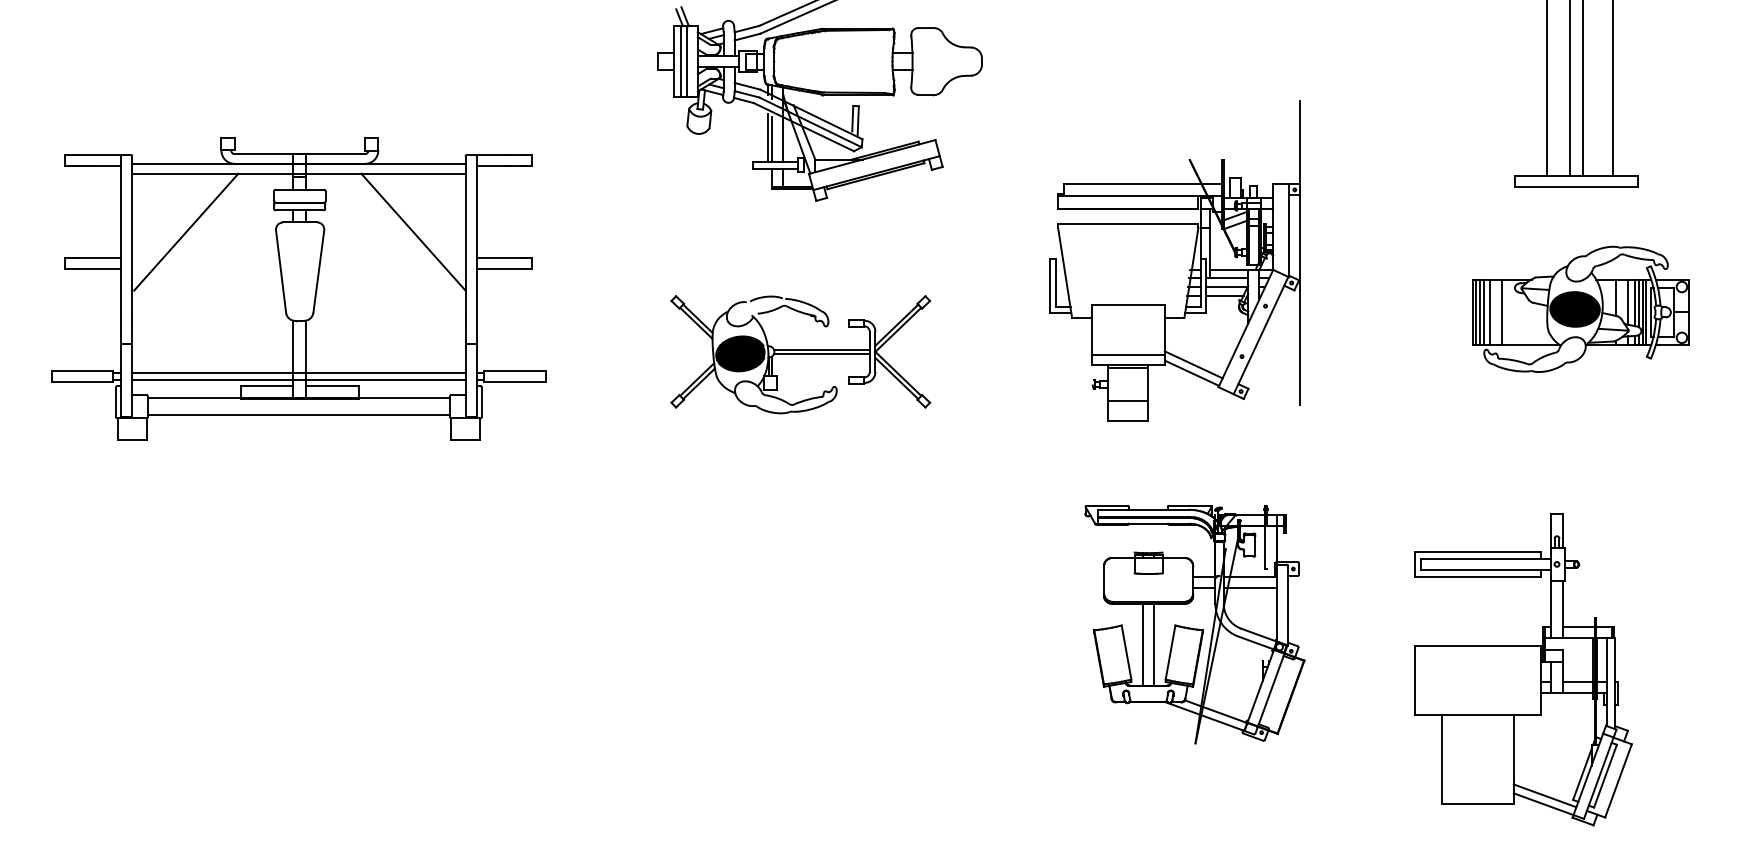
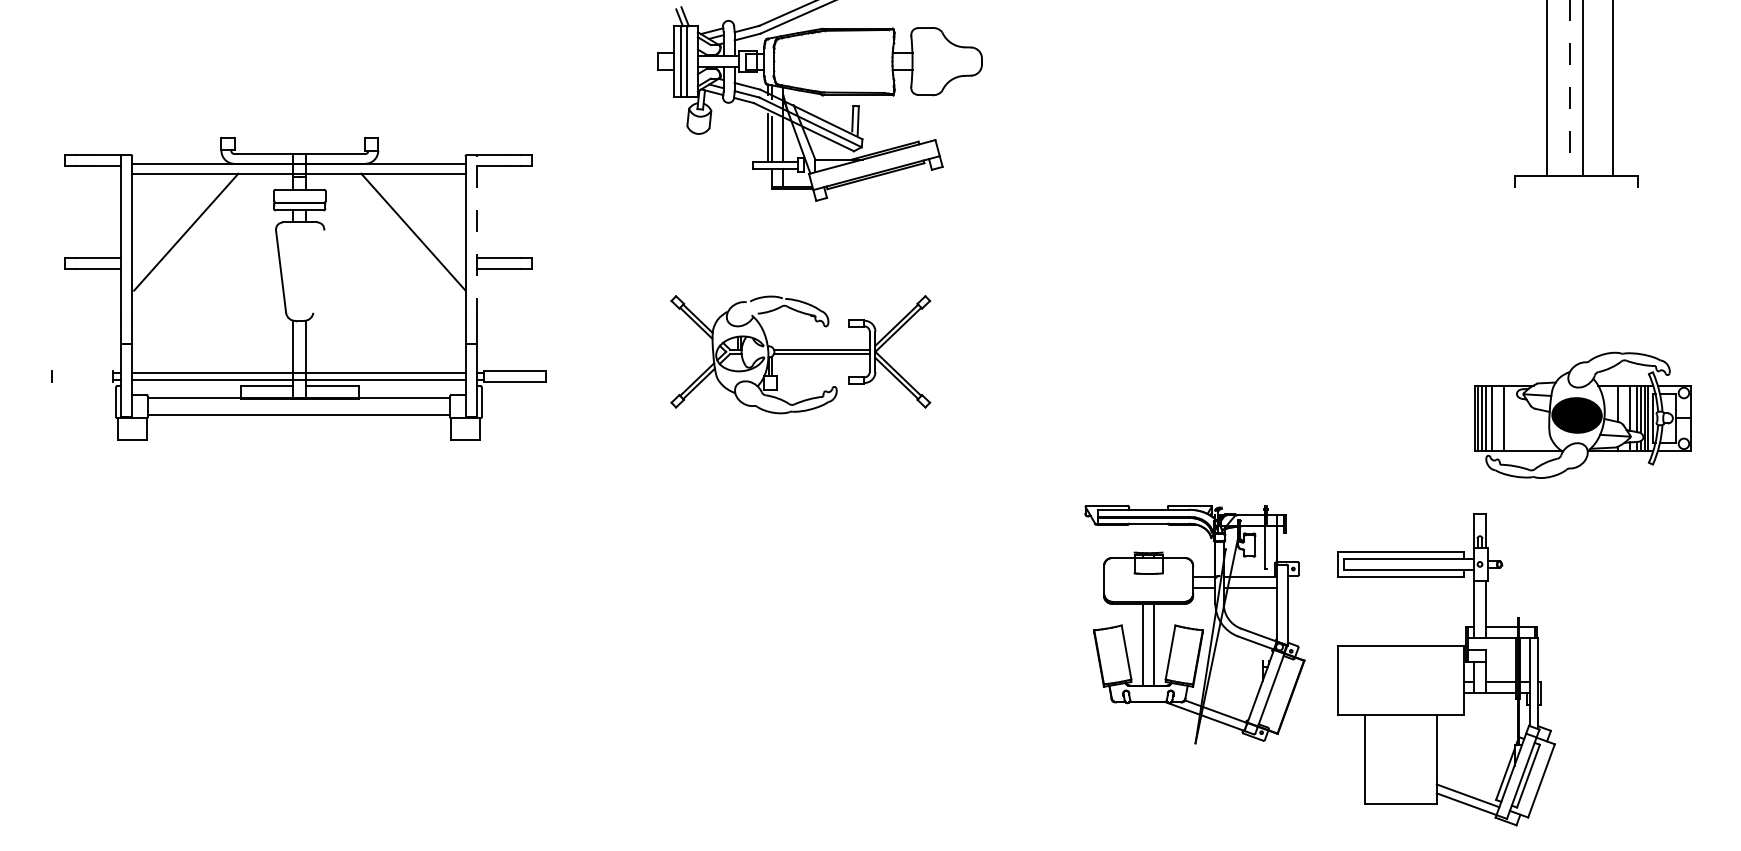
line: solid -> dashed (1569, 88)
line: present -> none (1576, 187)
line: solid -> dashed (476, 237)
part: present -> none (1174, 260)
line: present -> none (318, 271)
part position: (1580, 308) -> (1582, 414) (1582, 414)
fill: present -> none (740, 353)
line: present -> none (82, 371)
line: present -> none (82, 381)
part position: (1523, 669) -> (1446, 669) (1446, 669)
